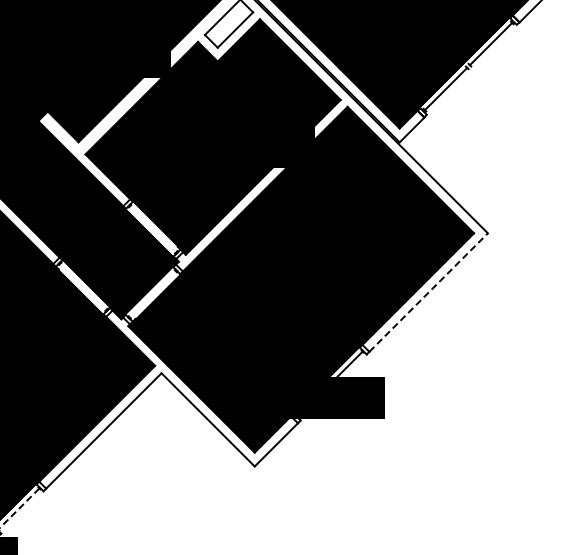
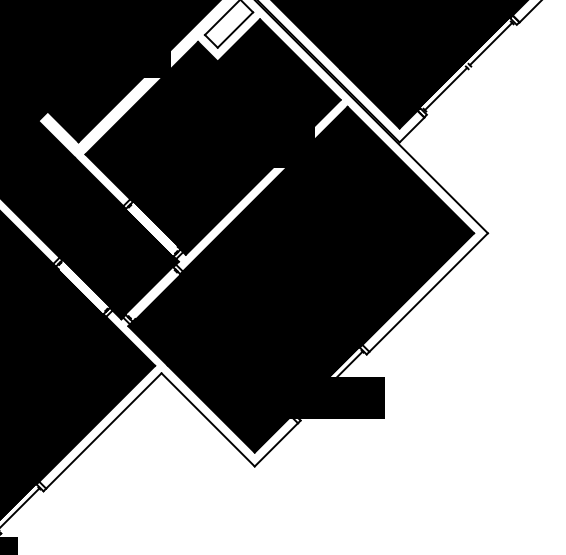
line: dashed -> solid (428, 292)
line: dashed -> solid (19, 508)
